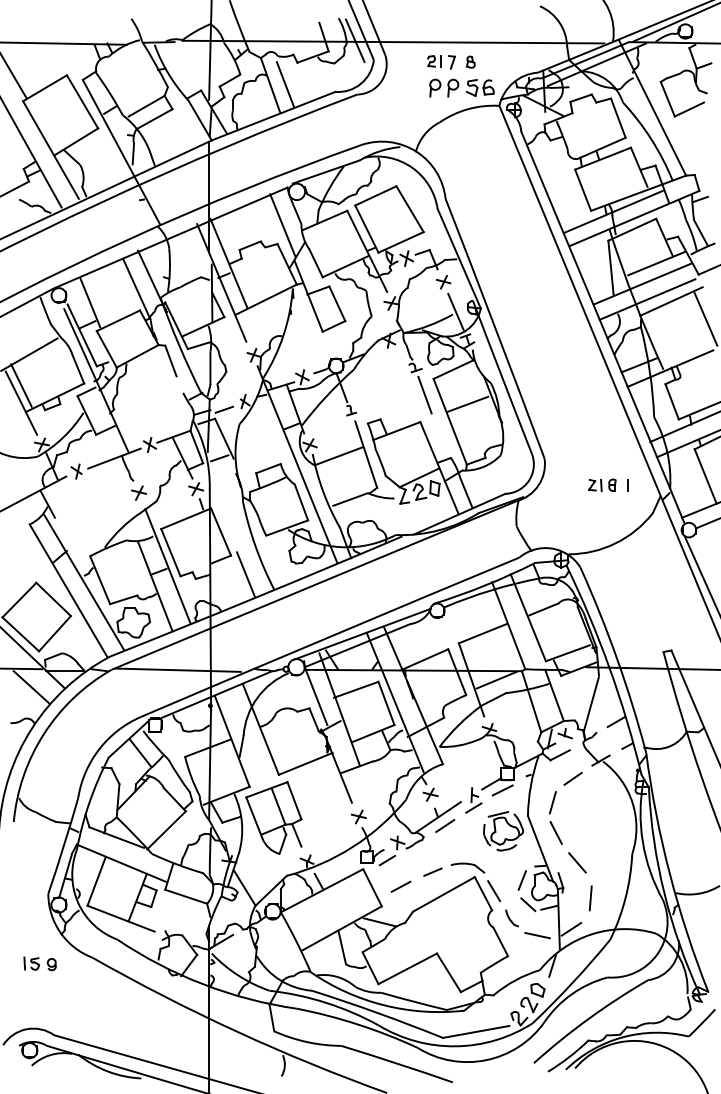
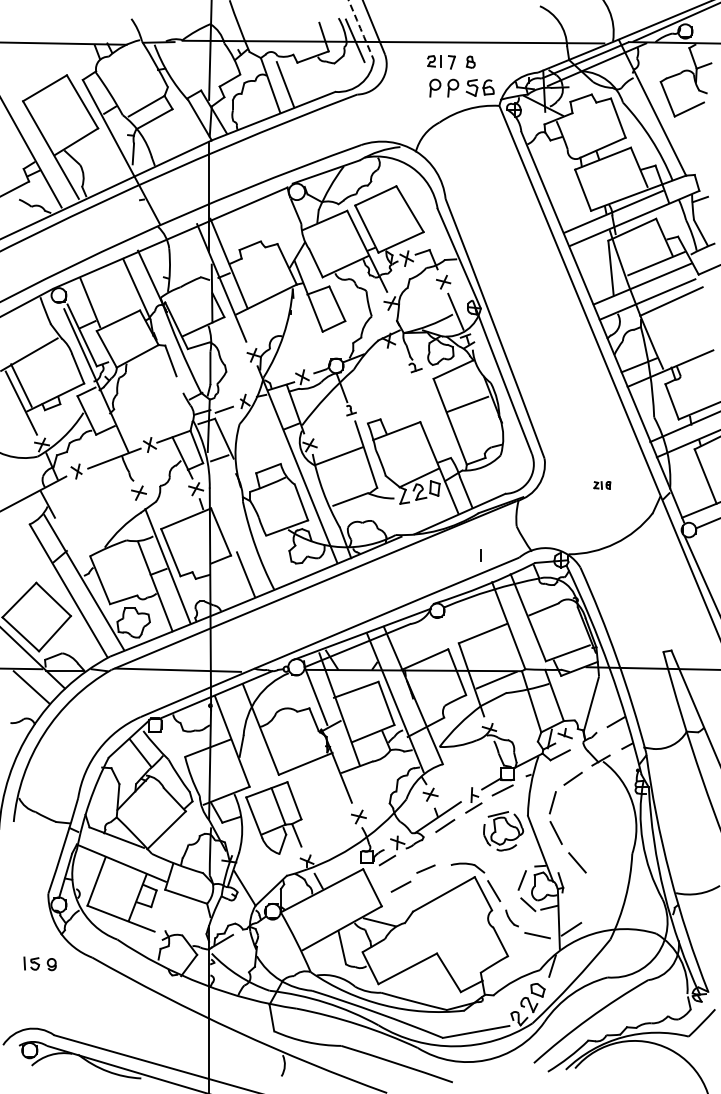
arc: solid -> dashed (361, 30)
line: present -> none (14, 76)
line: present -> none (282, 225)
line: present -> none (705, 319)
line: present -> none (424, 394)
part size: 29x15 px -> 19x9 px (602, 485)
line position: (627, 485) -> (480, 555) (480, 555)
line position: (432, 871) -> (425, 868) (425, 868)
line: present -> none (590, 898)
